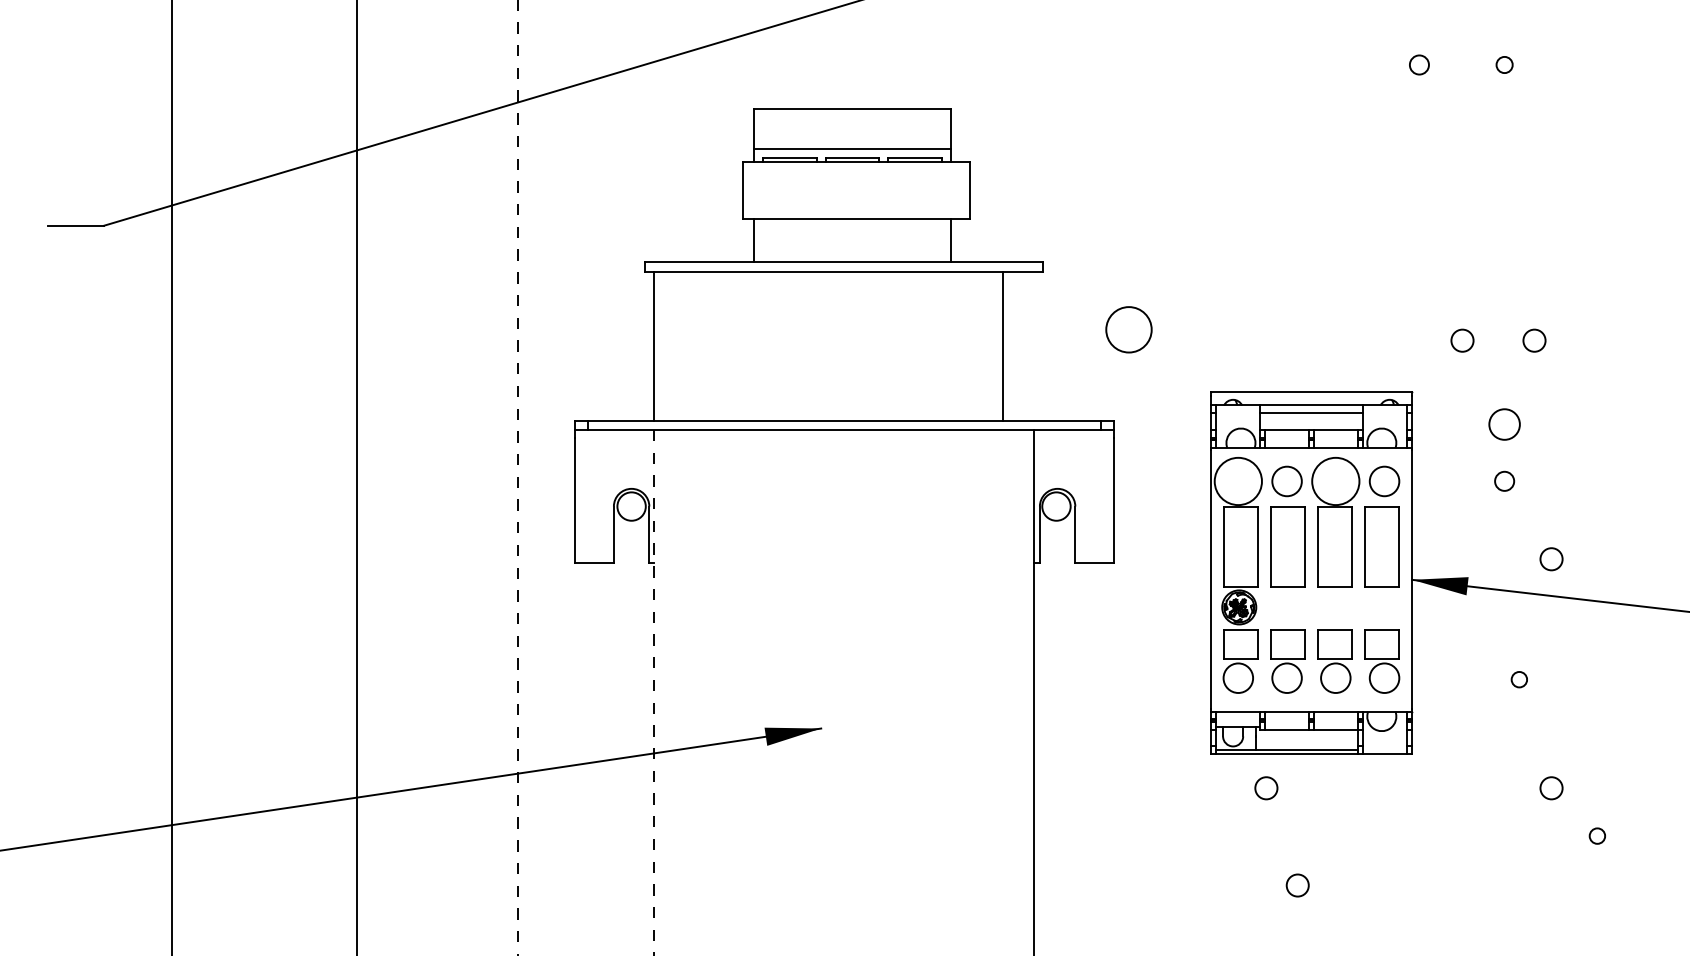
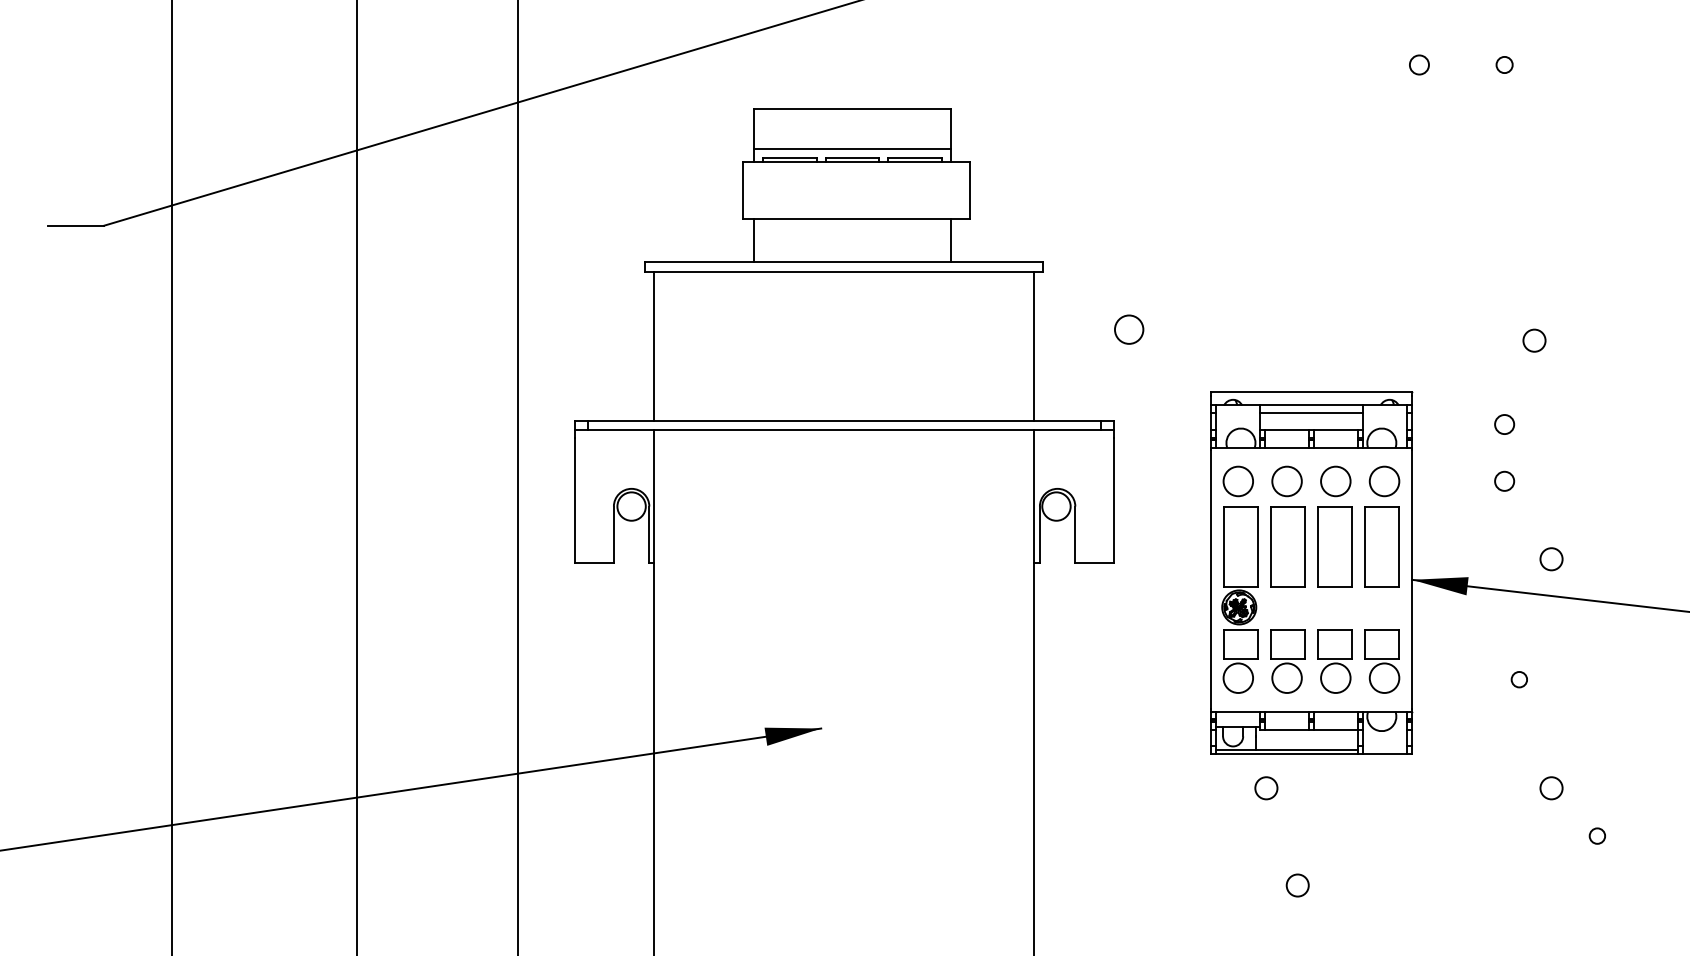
circle size: 48x48 px -> 31x31 px (1129, 329)
circle: present -> none (1462, 340)
line position: (1003, 346) -> (1034, 346) (1034, 346)
circle diameter: 31 px -> 19 px (1504, 424)
line: dashed -> solid (518, 478)
circle diameter: 47 px -> 30 px (1238, 481)
circle diameter: 47 px -> 30 px (1335, 481)
line: dashed -> solid (653, 692)
